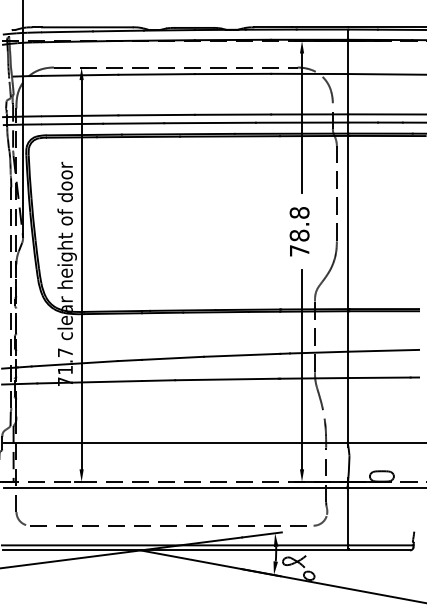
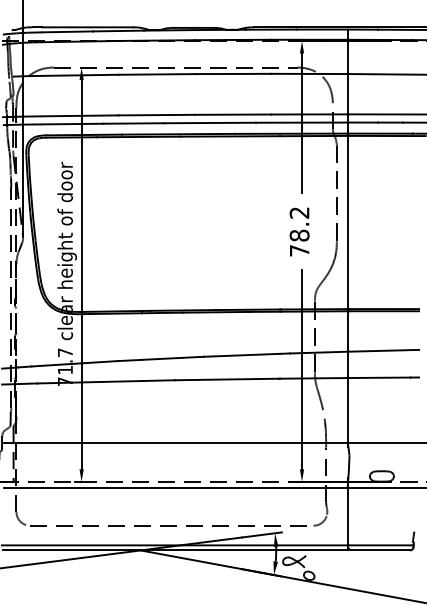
text: 78.8 -> 78.2 (299, 212)
